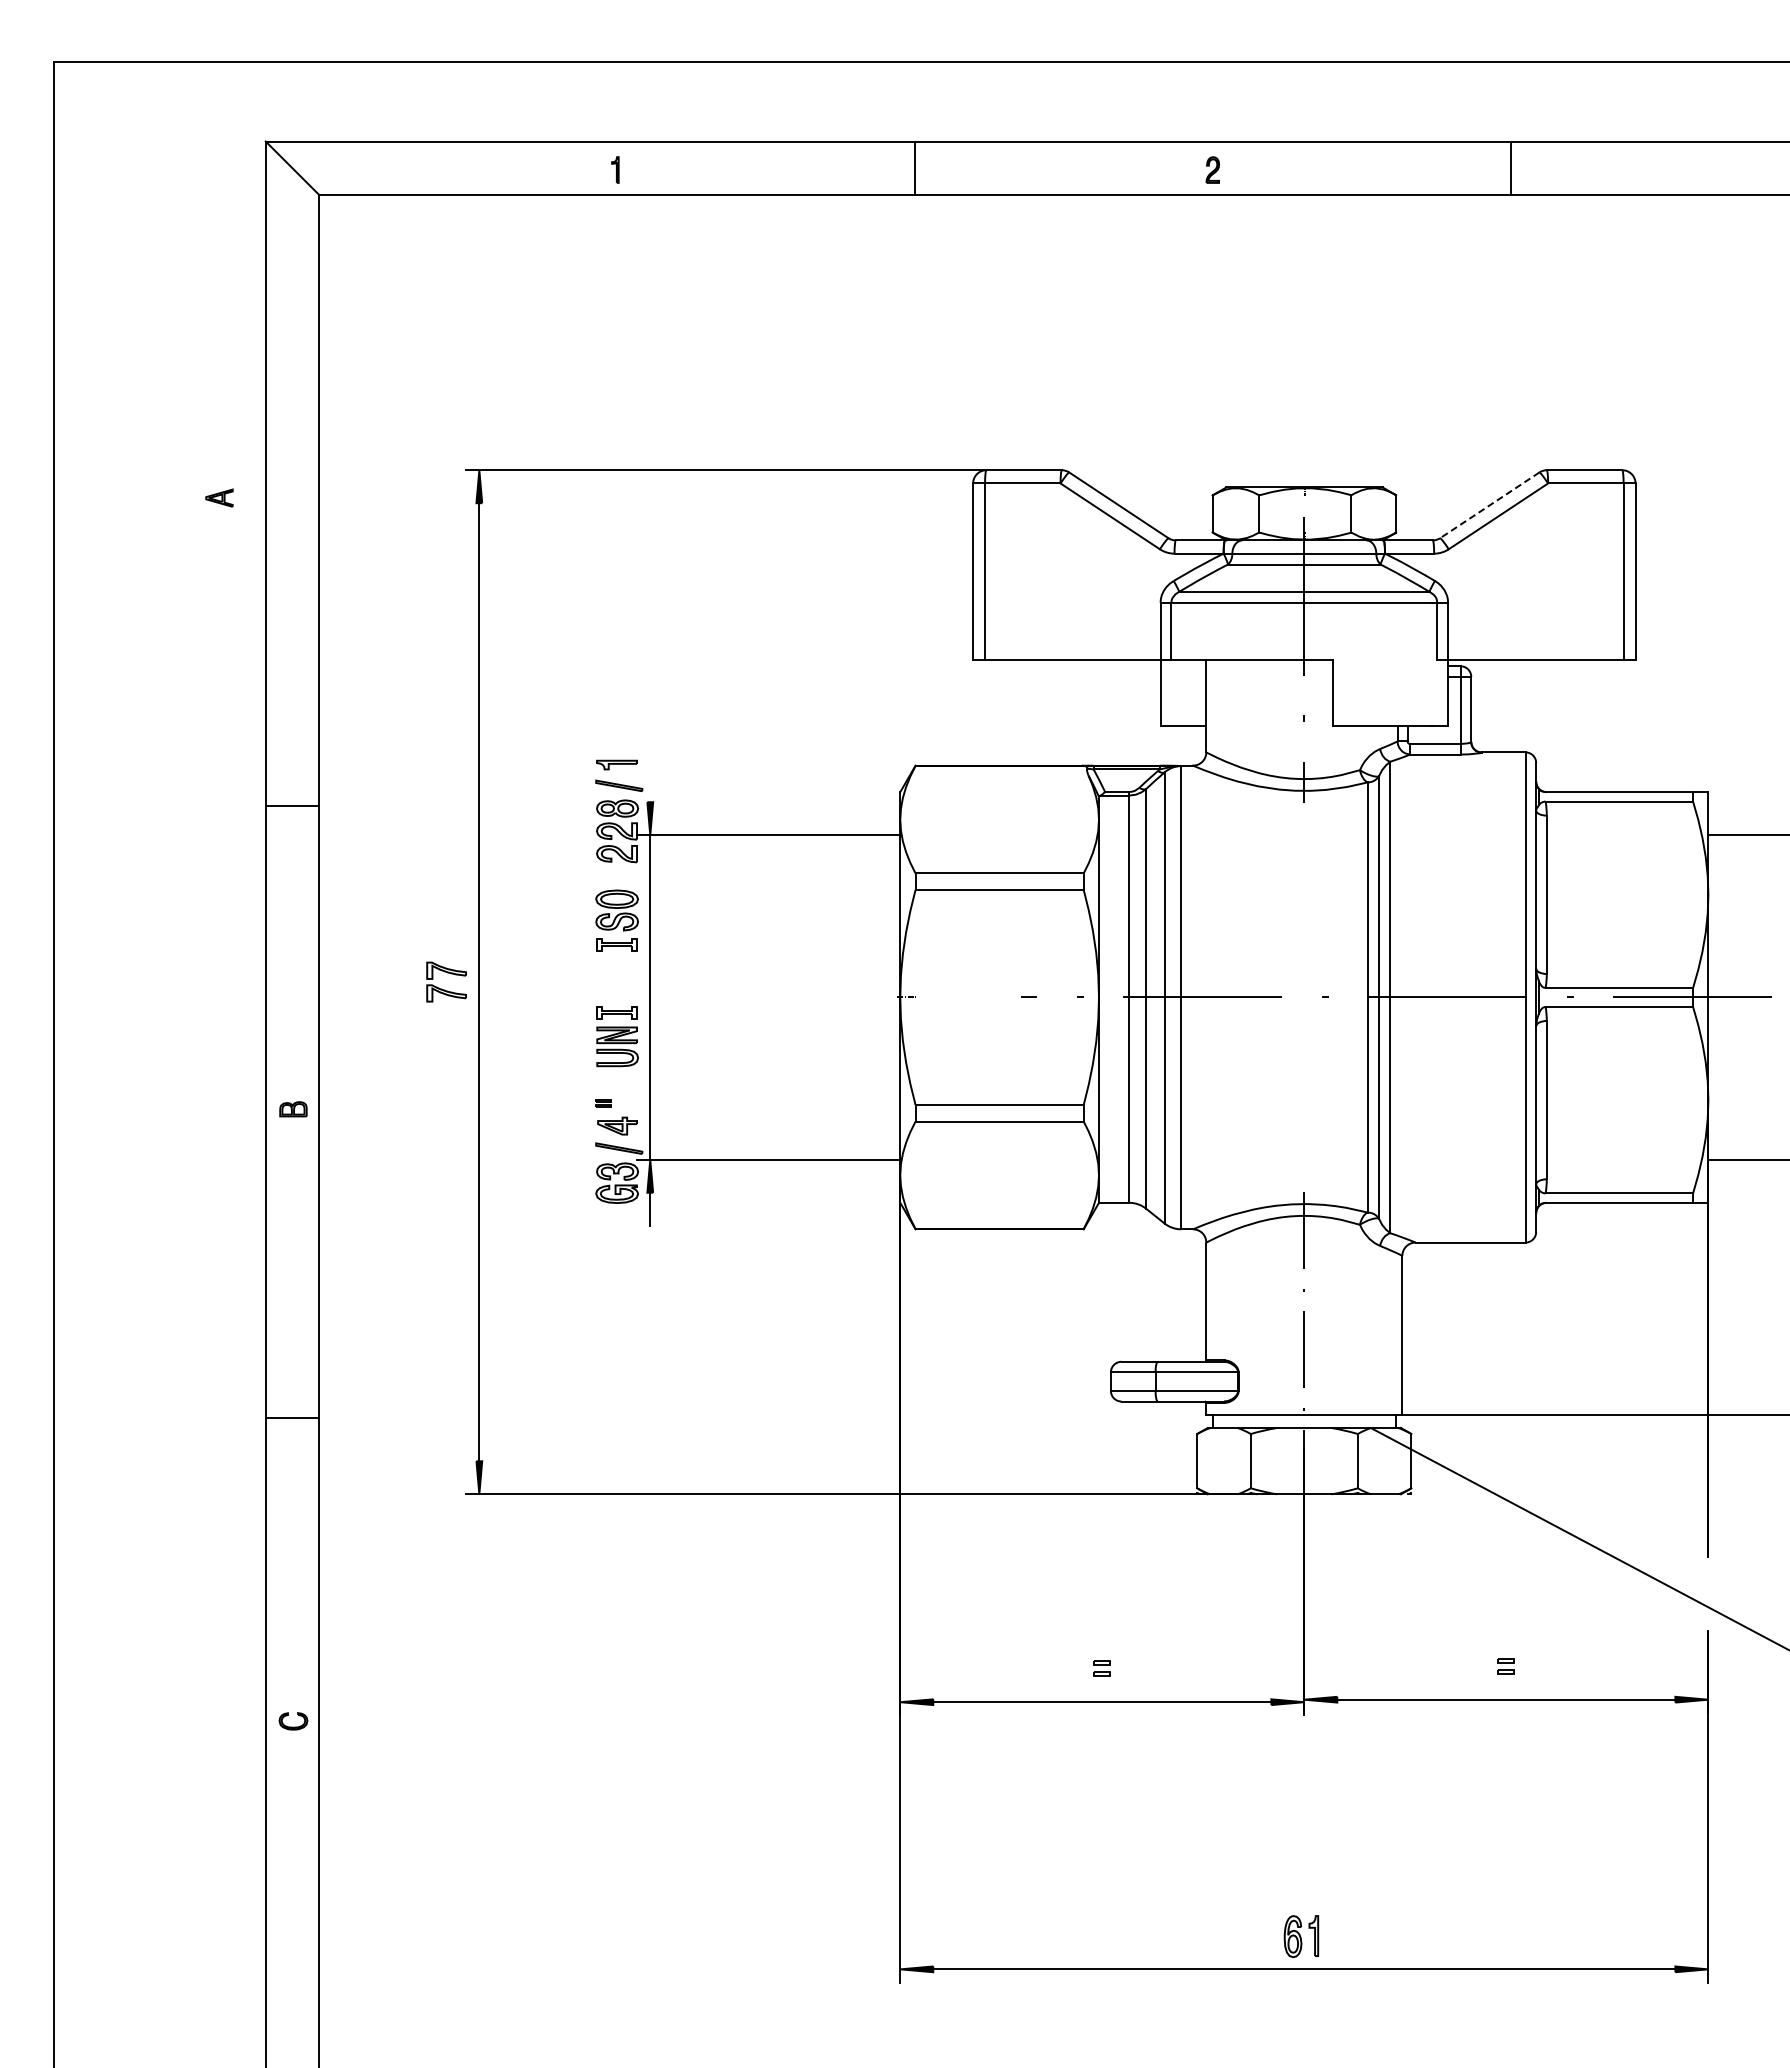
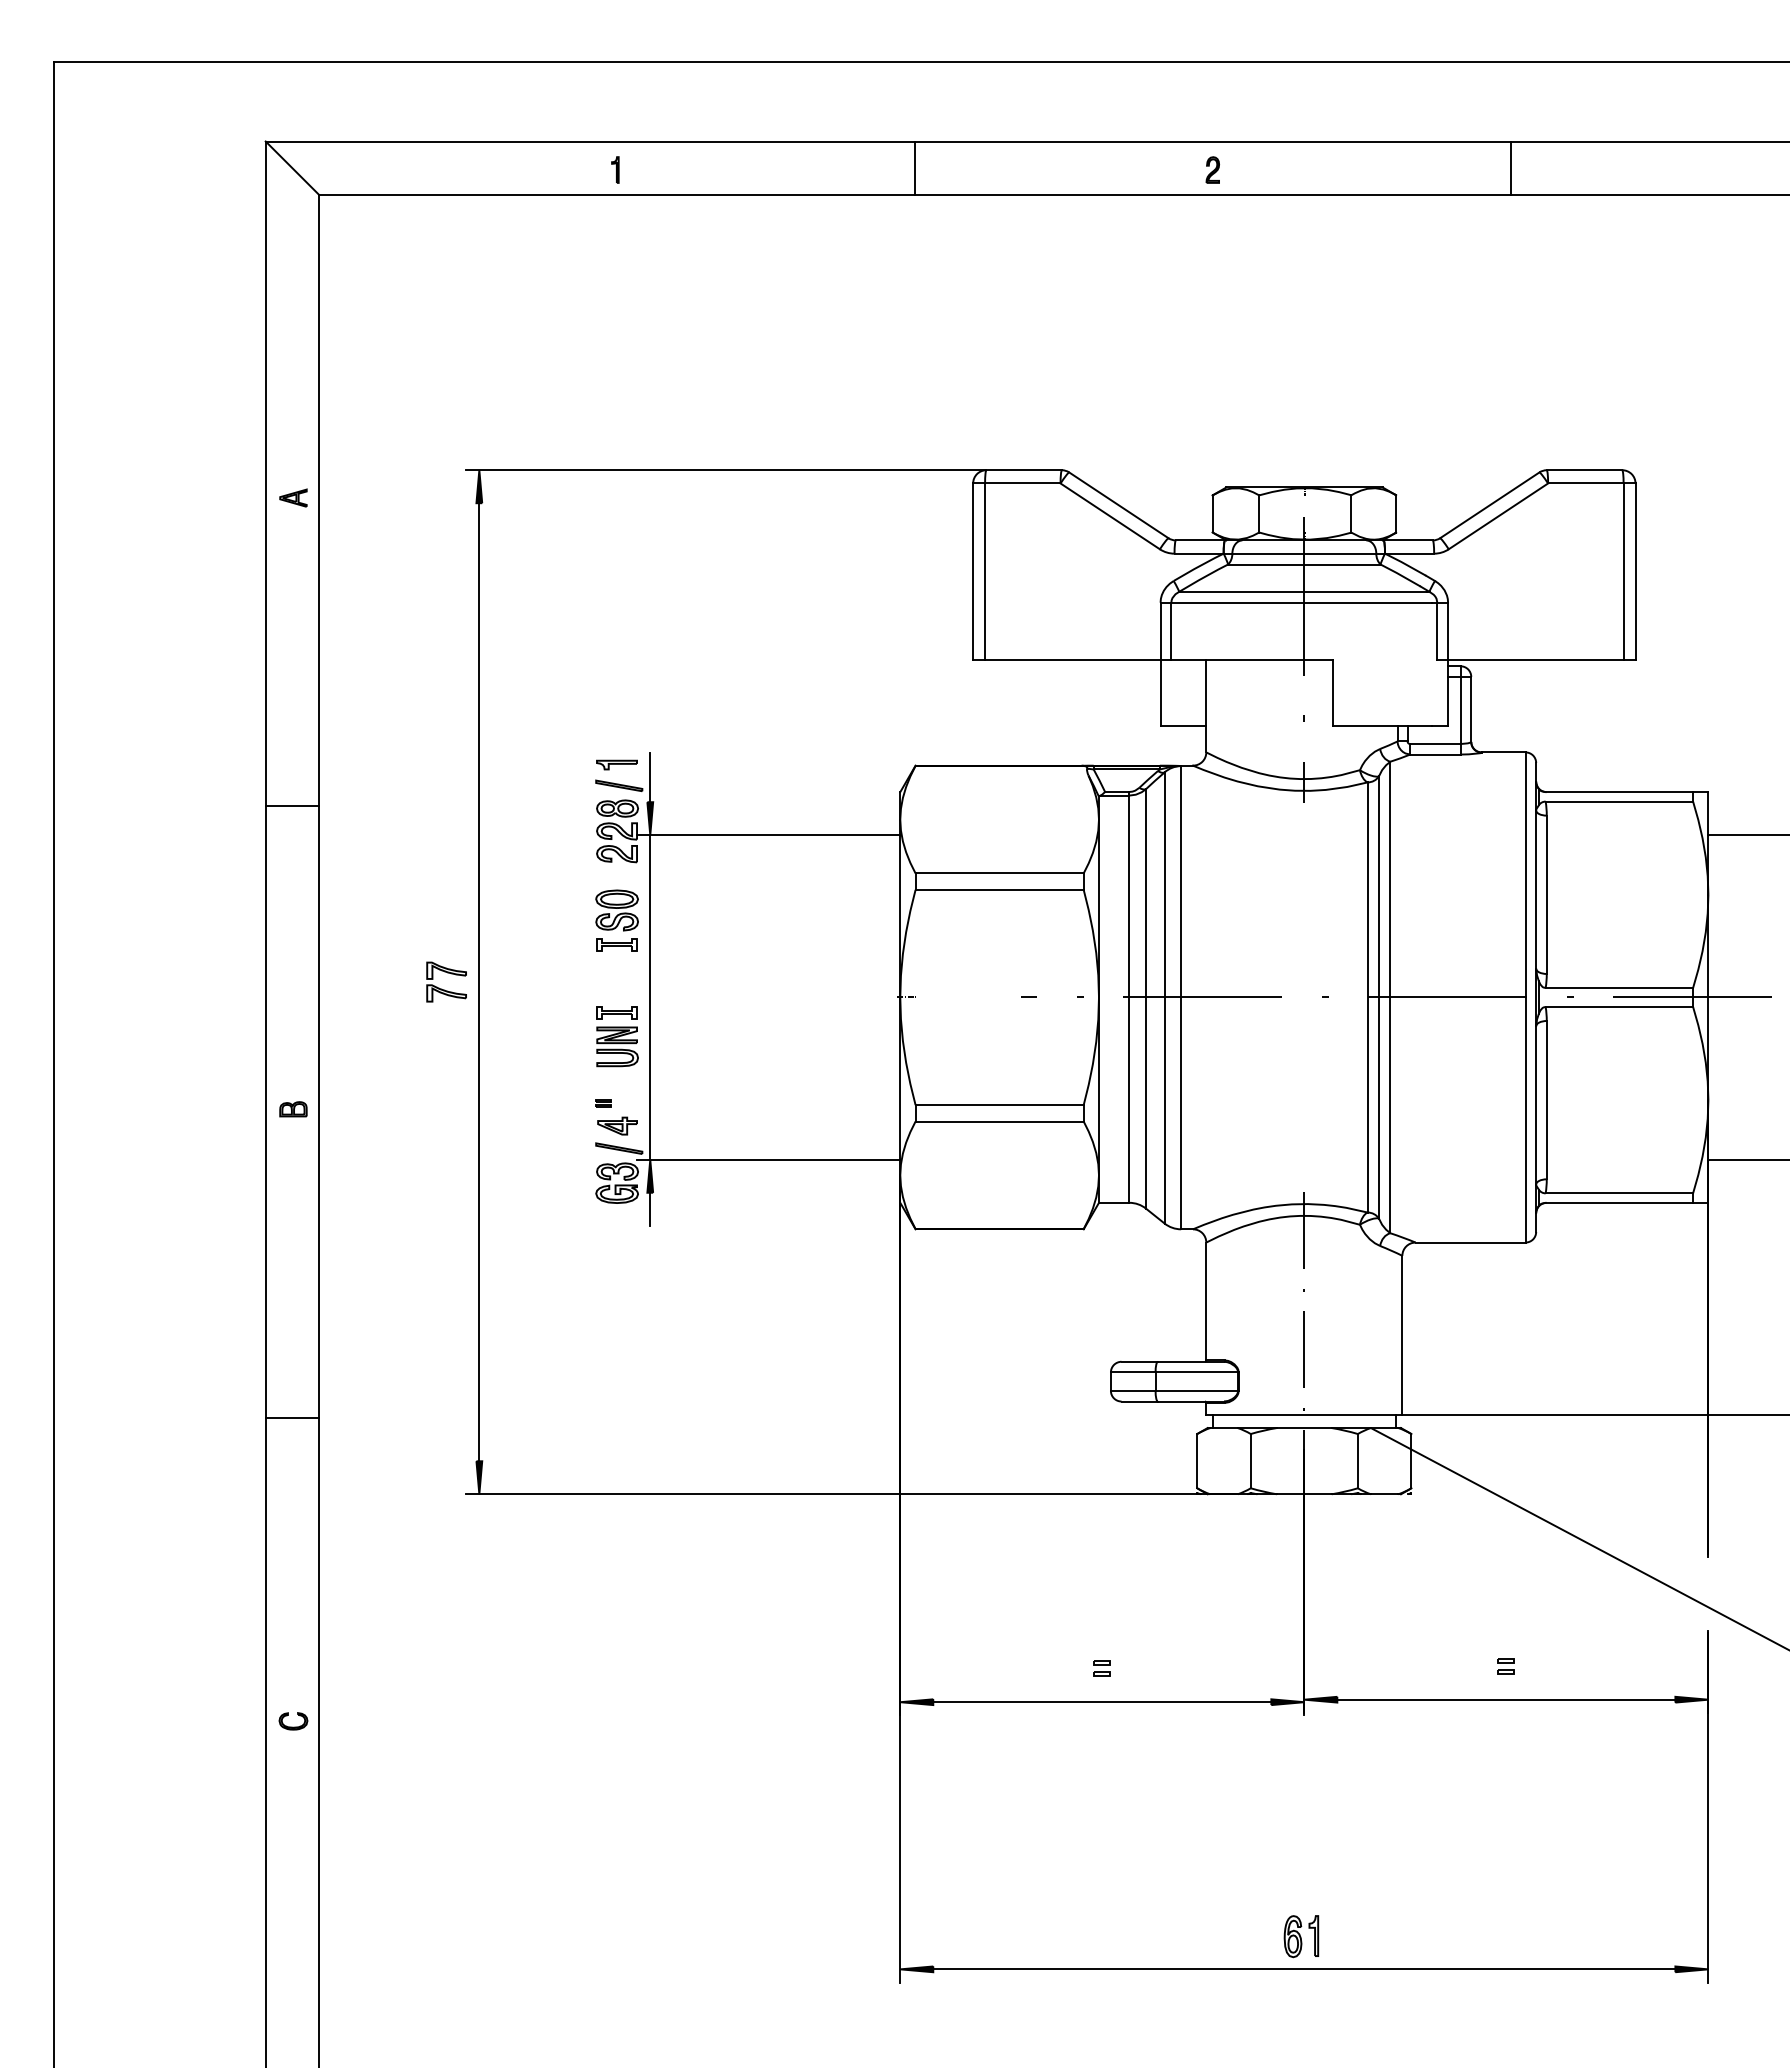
part position: (219, 497) -> (293, 497) (293, 497)
line: dashed -> solid (1489, 505)
line: none -> present (650, 777)
